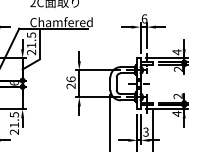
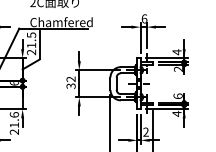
text: 26 -> 32 (70, 82)
text: 2 -> 6 (177, 96)
text: 21.5 -> 21.6 (14, 114)
text: 3 -> 2 (145, 132)
